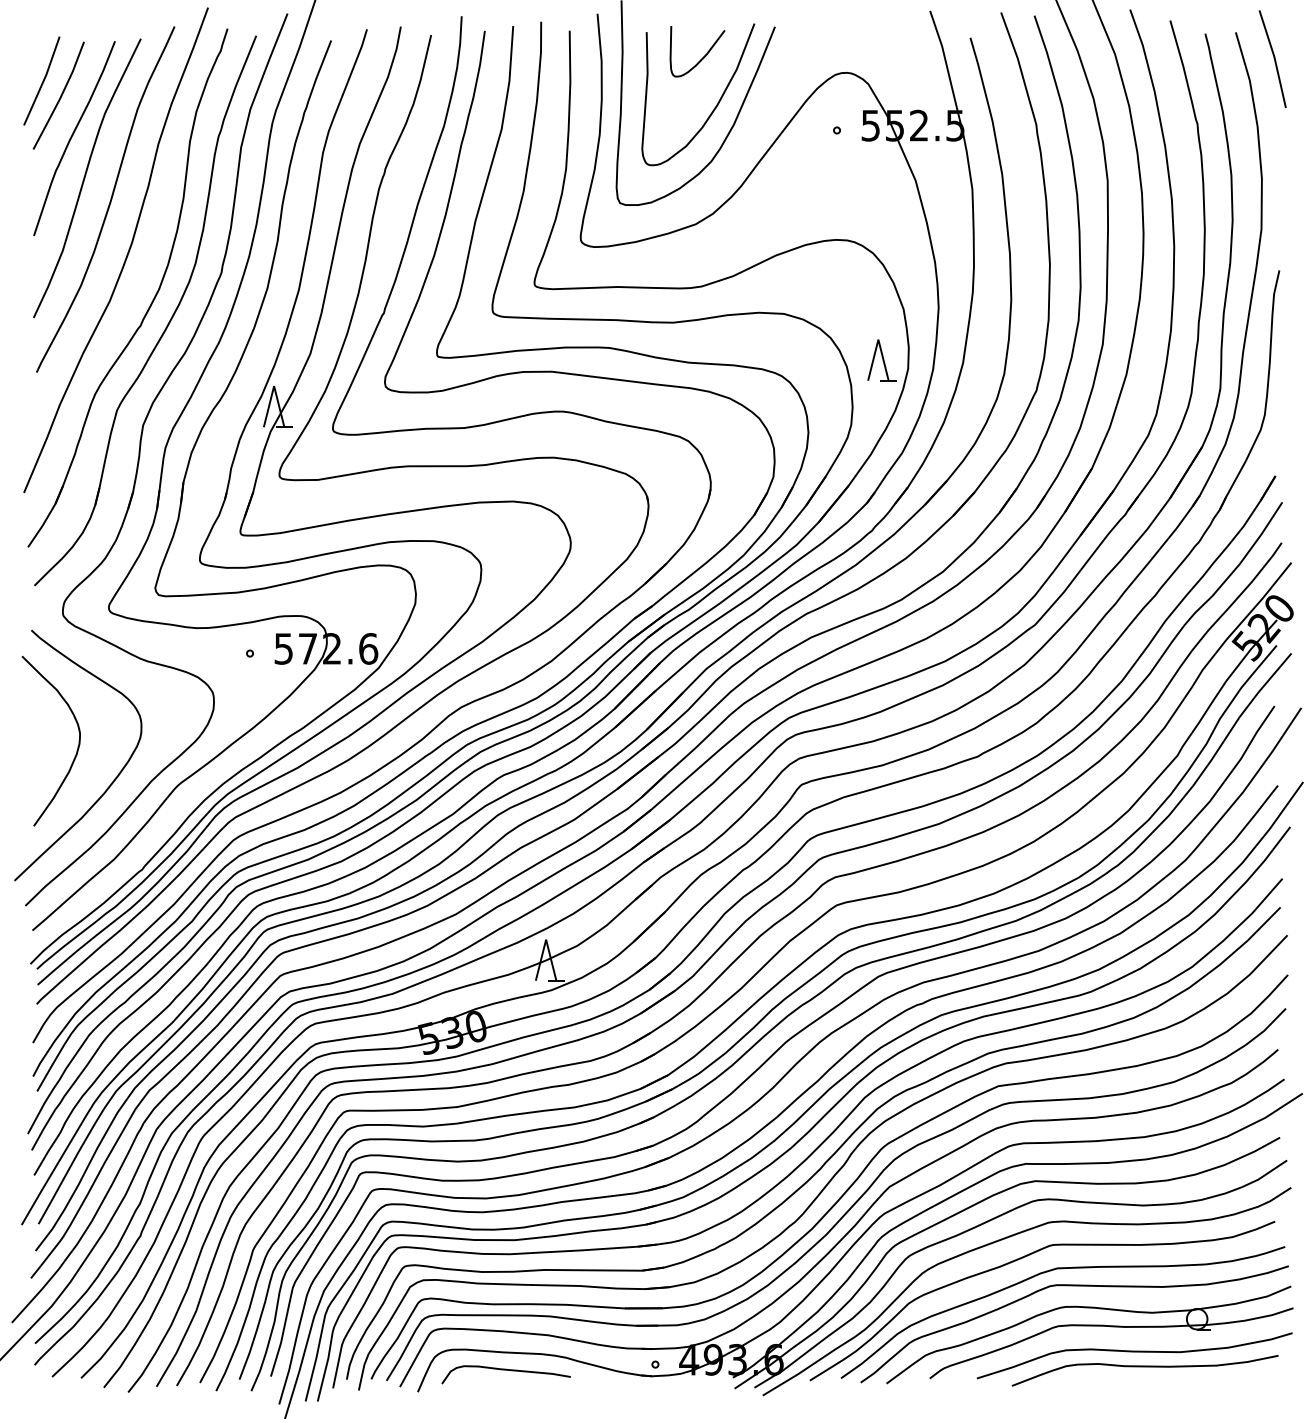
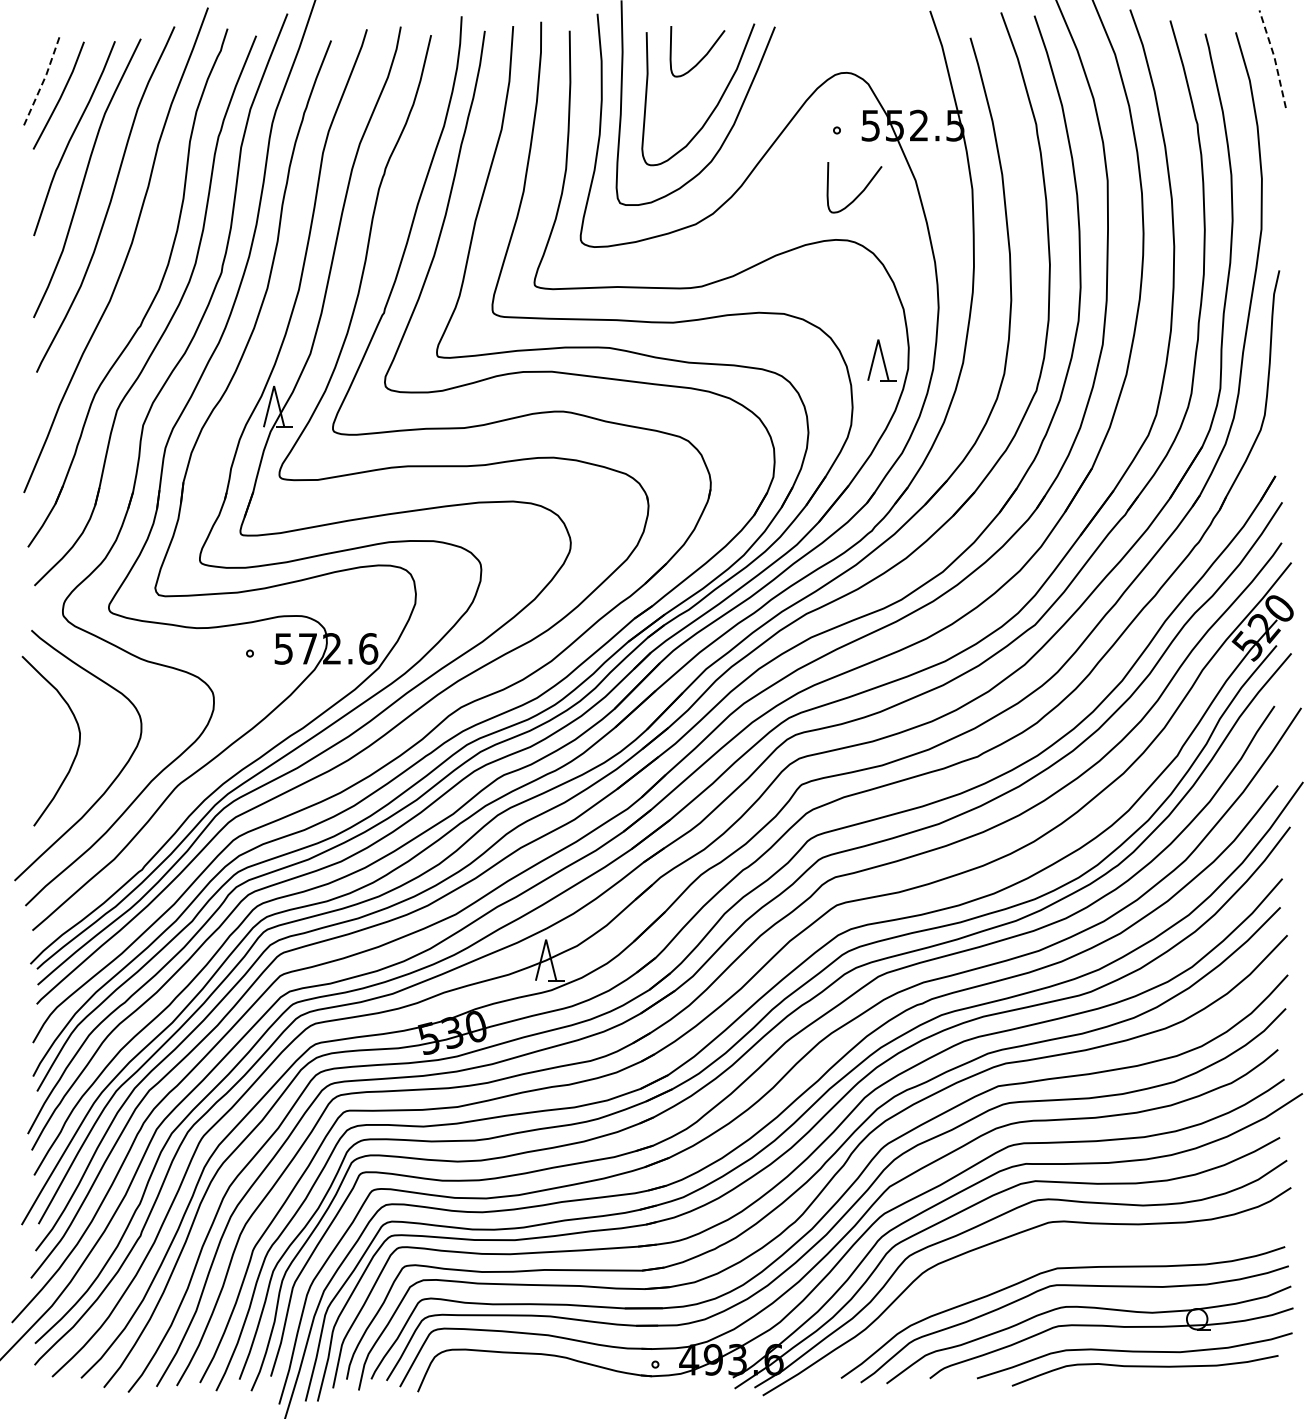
line: solid -> dashed (1274, 57)
line: solid -> dashed (43, 81)
curve: none -> present (860, 192)
curve: present -> none (1023, 1258)
curve: present -> none (505, 1370)
